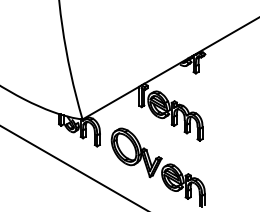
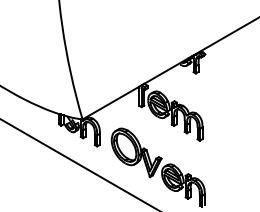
line position: (73, 167) -> (78, 164) (78, 164)
